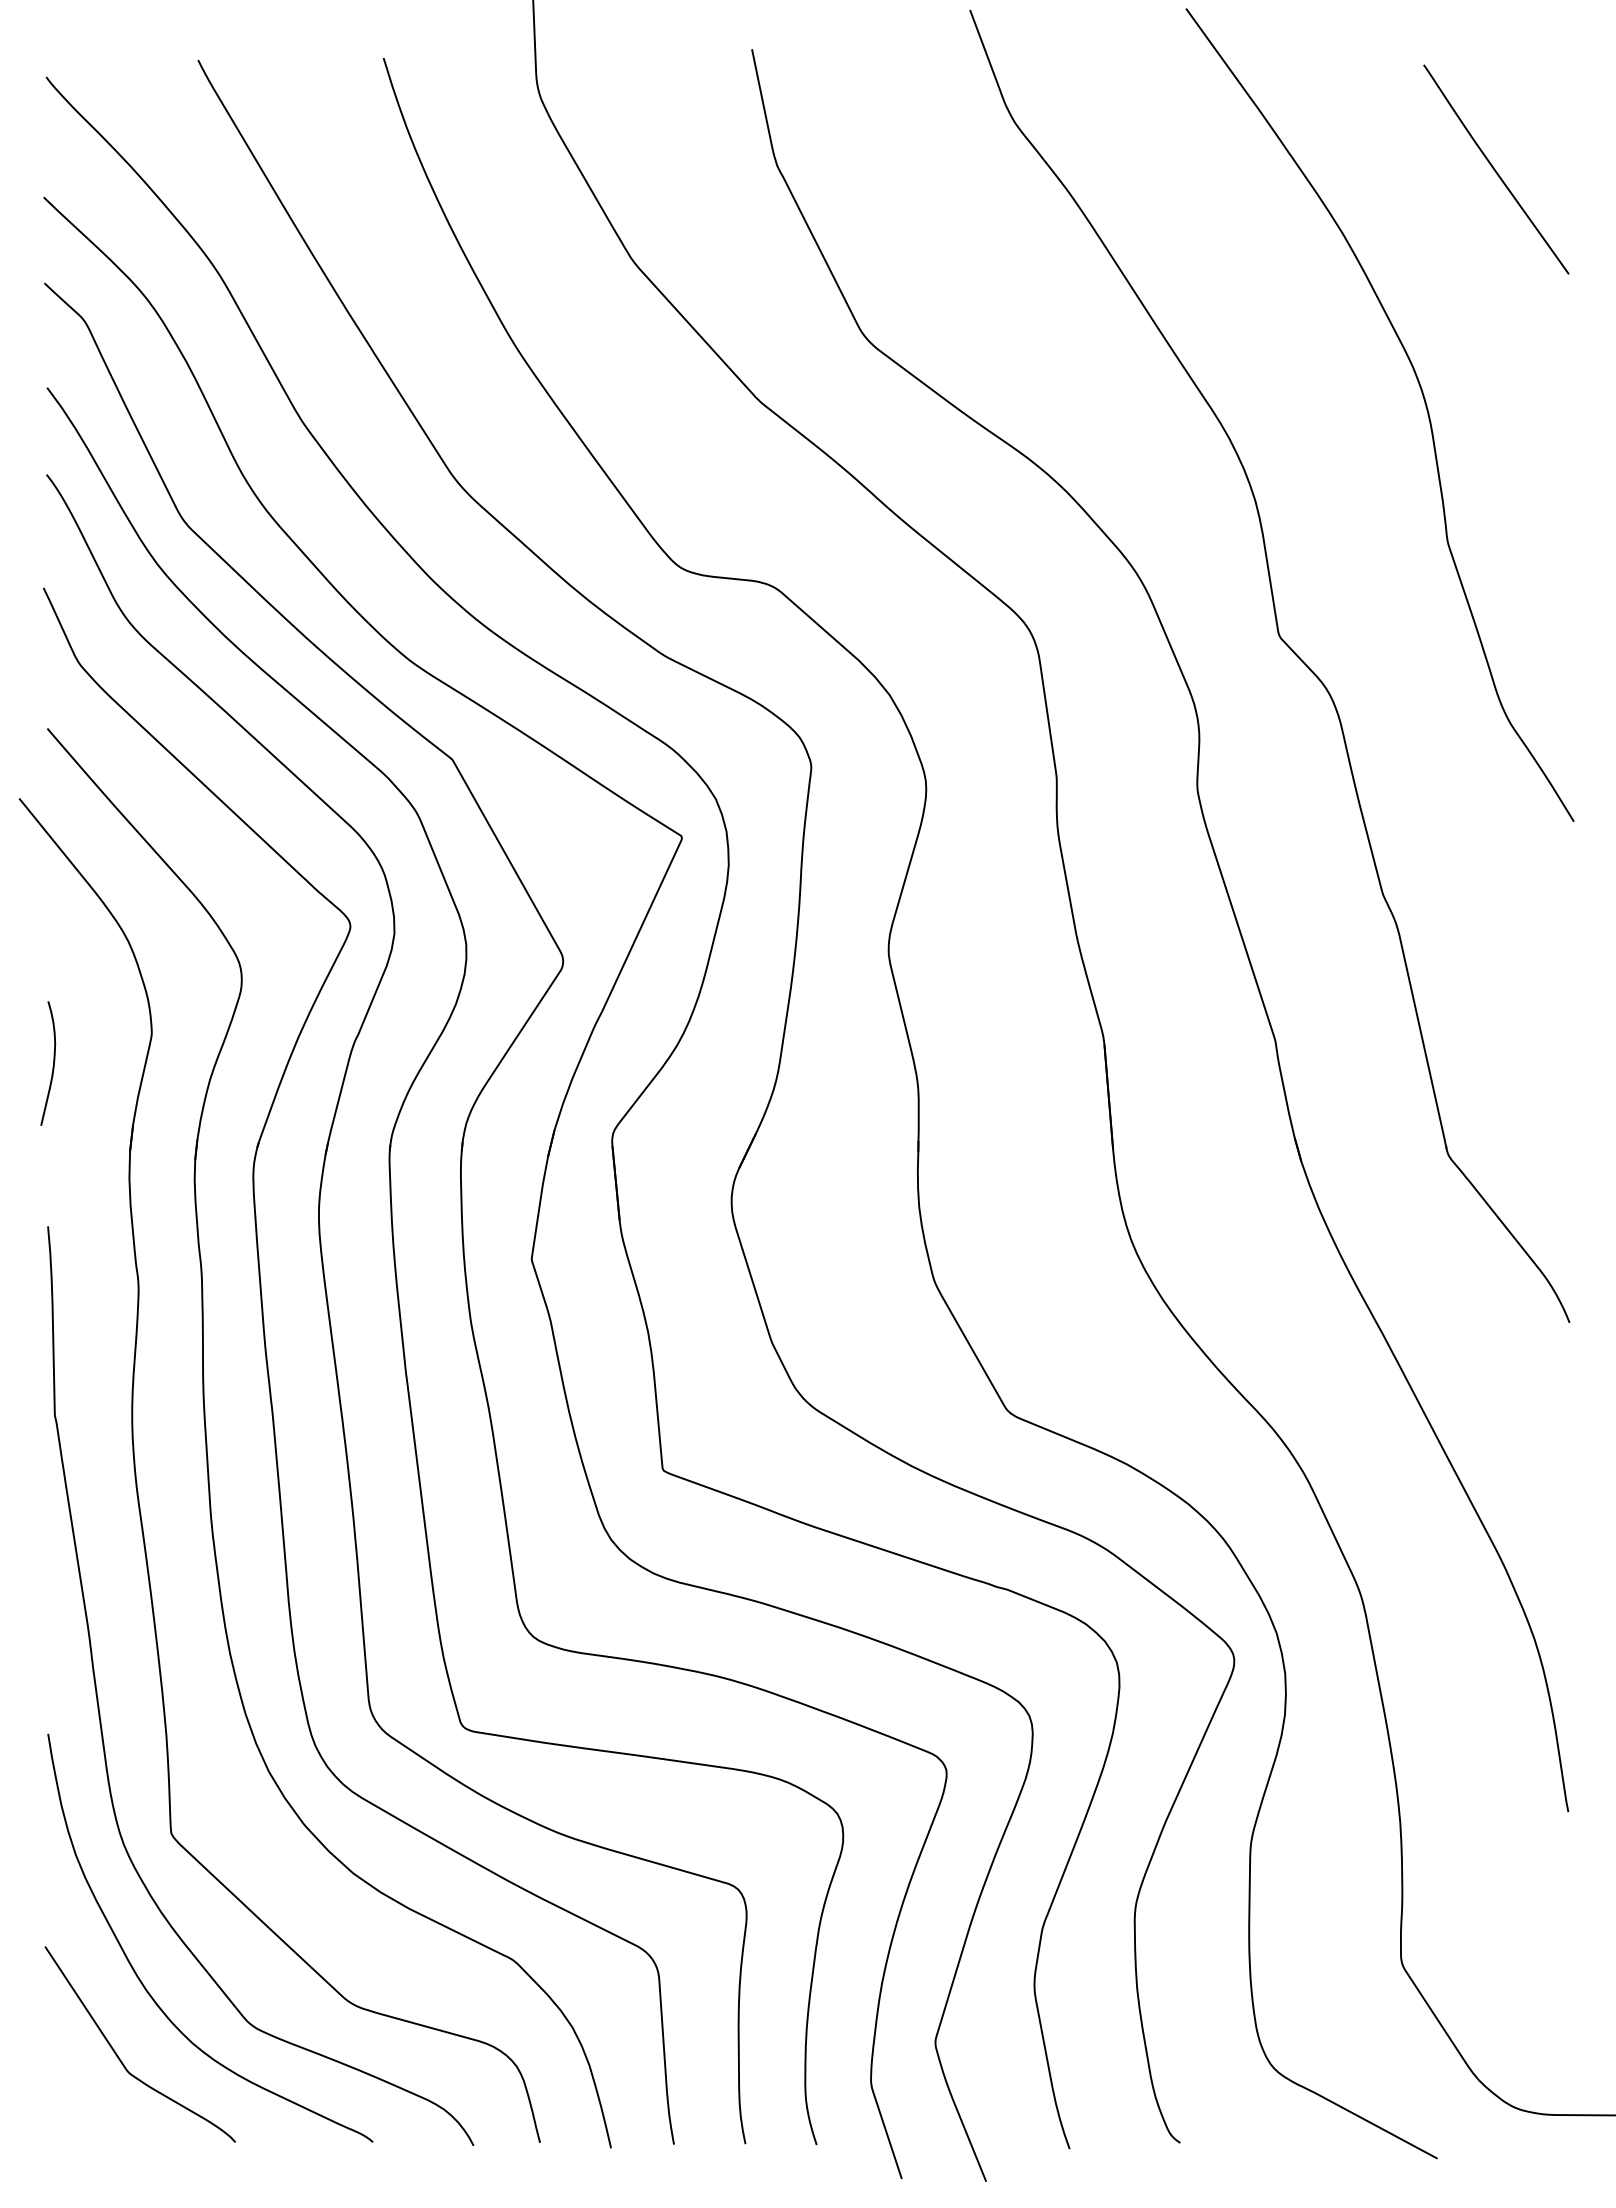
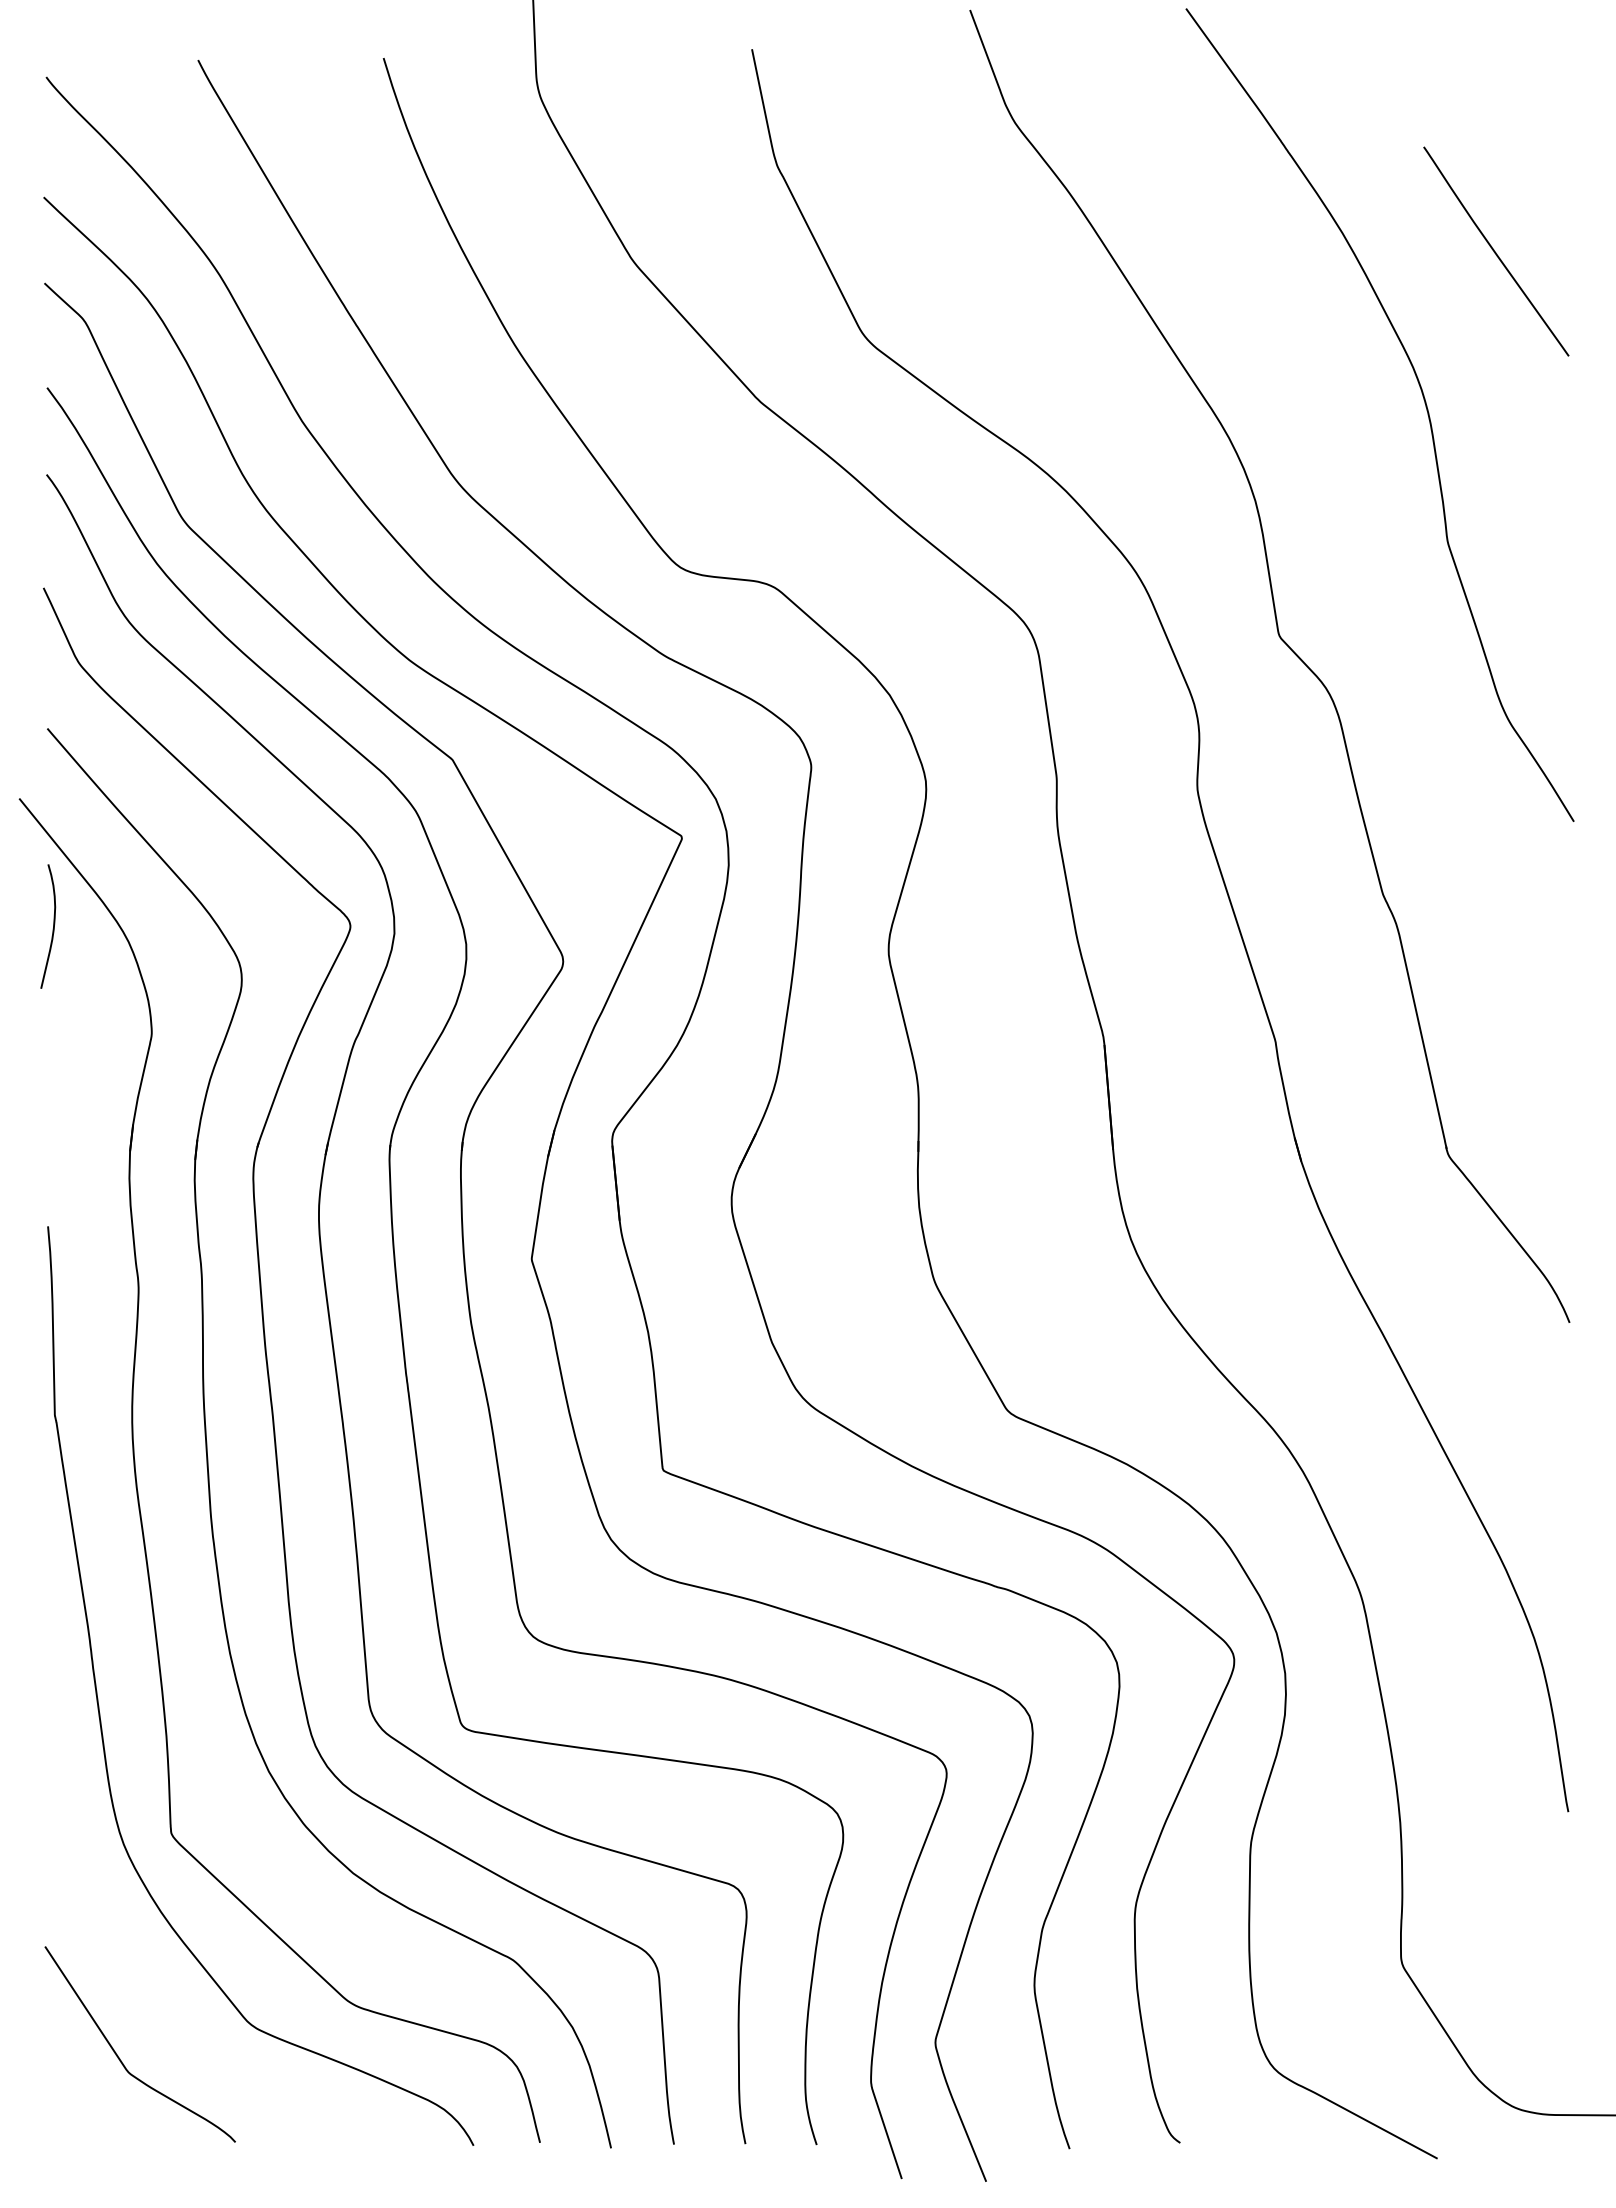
curve position: (1495, 169) -> (1495, 251) (1495, 251)
curve position: (53, 1063) -> (53, 926) (53, 926)
curve: present -> none (143, 1983)
